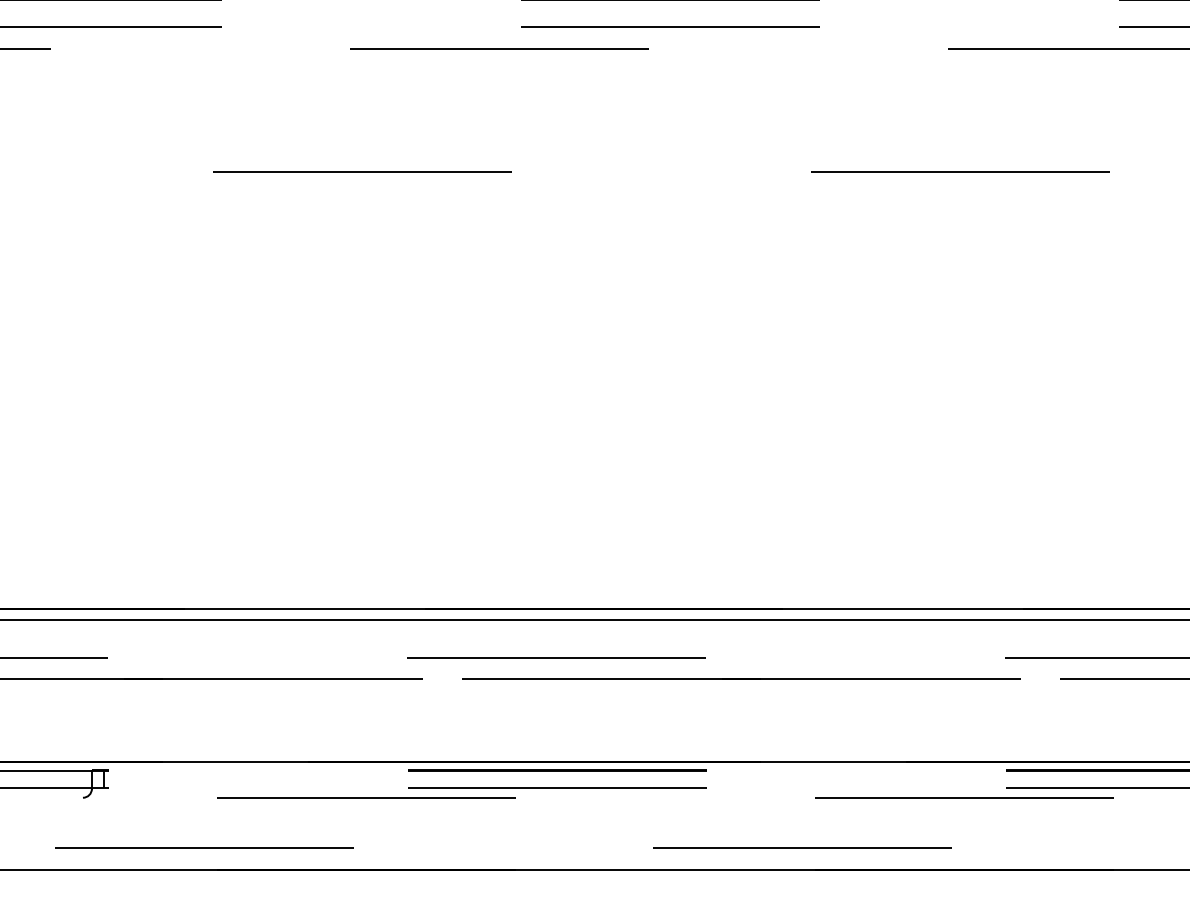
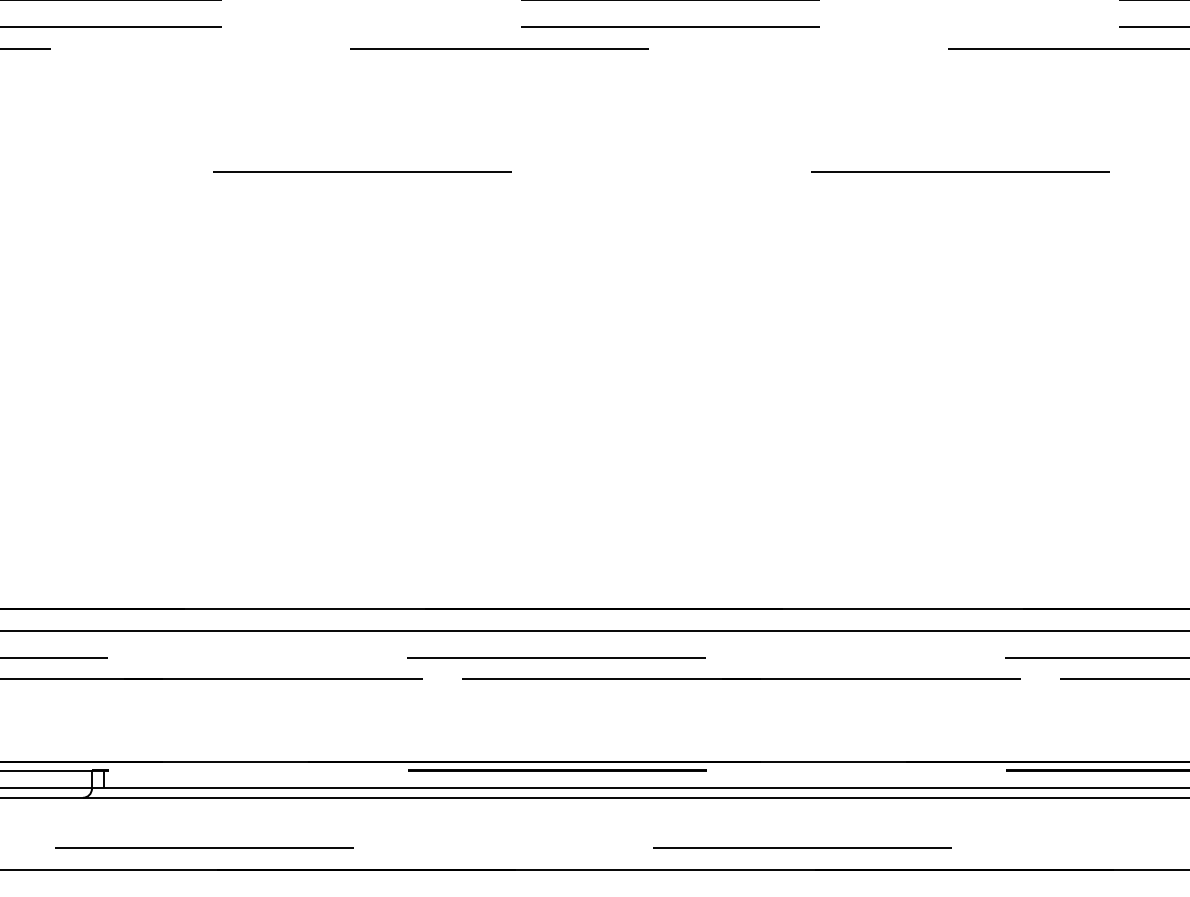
line position: (594, 619) -> (594, 630) (594, 630)
line: dashed -> solid (594, 788)
line: dashed -> solid (594, 797)
